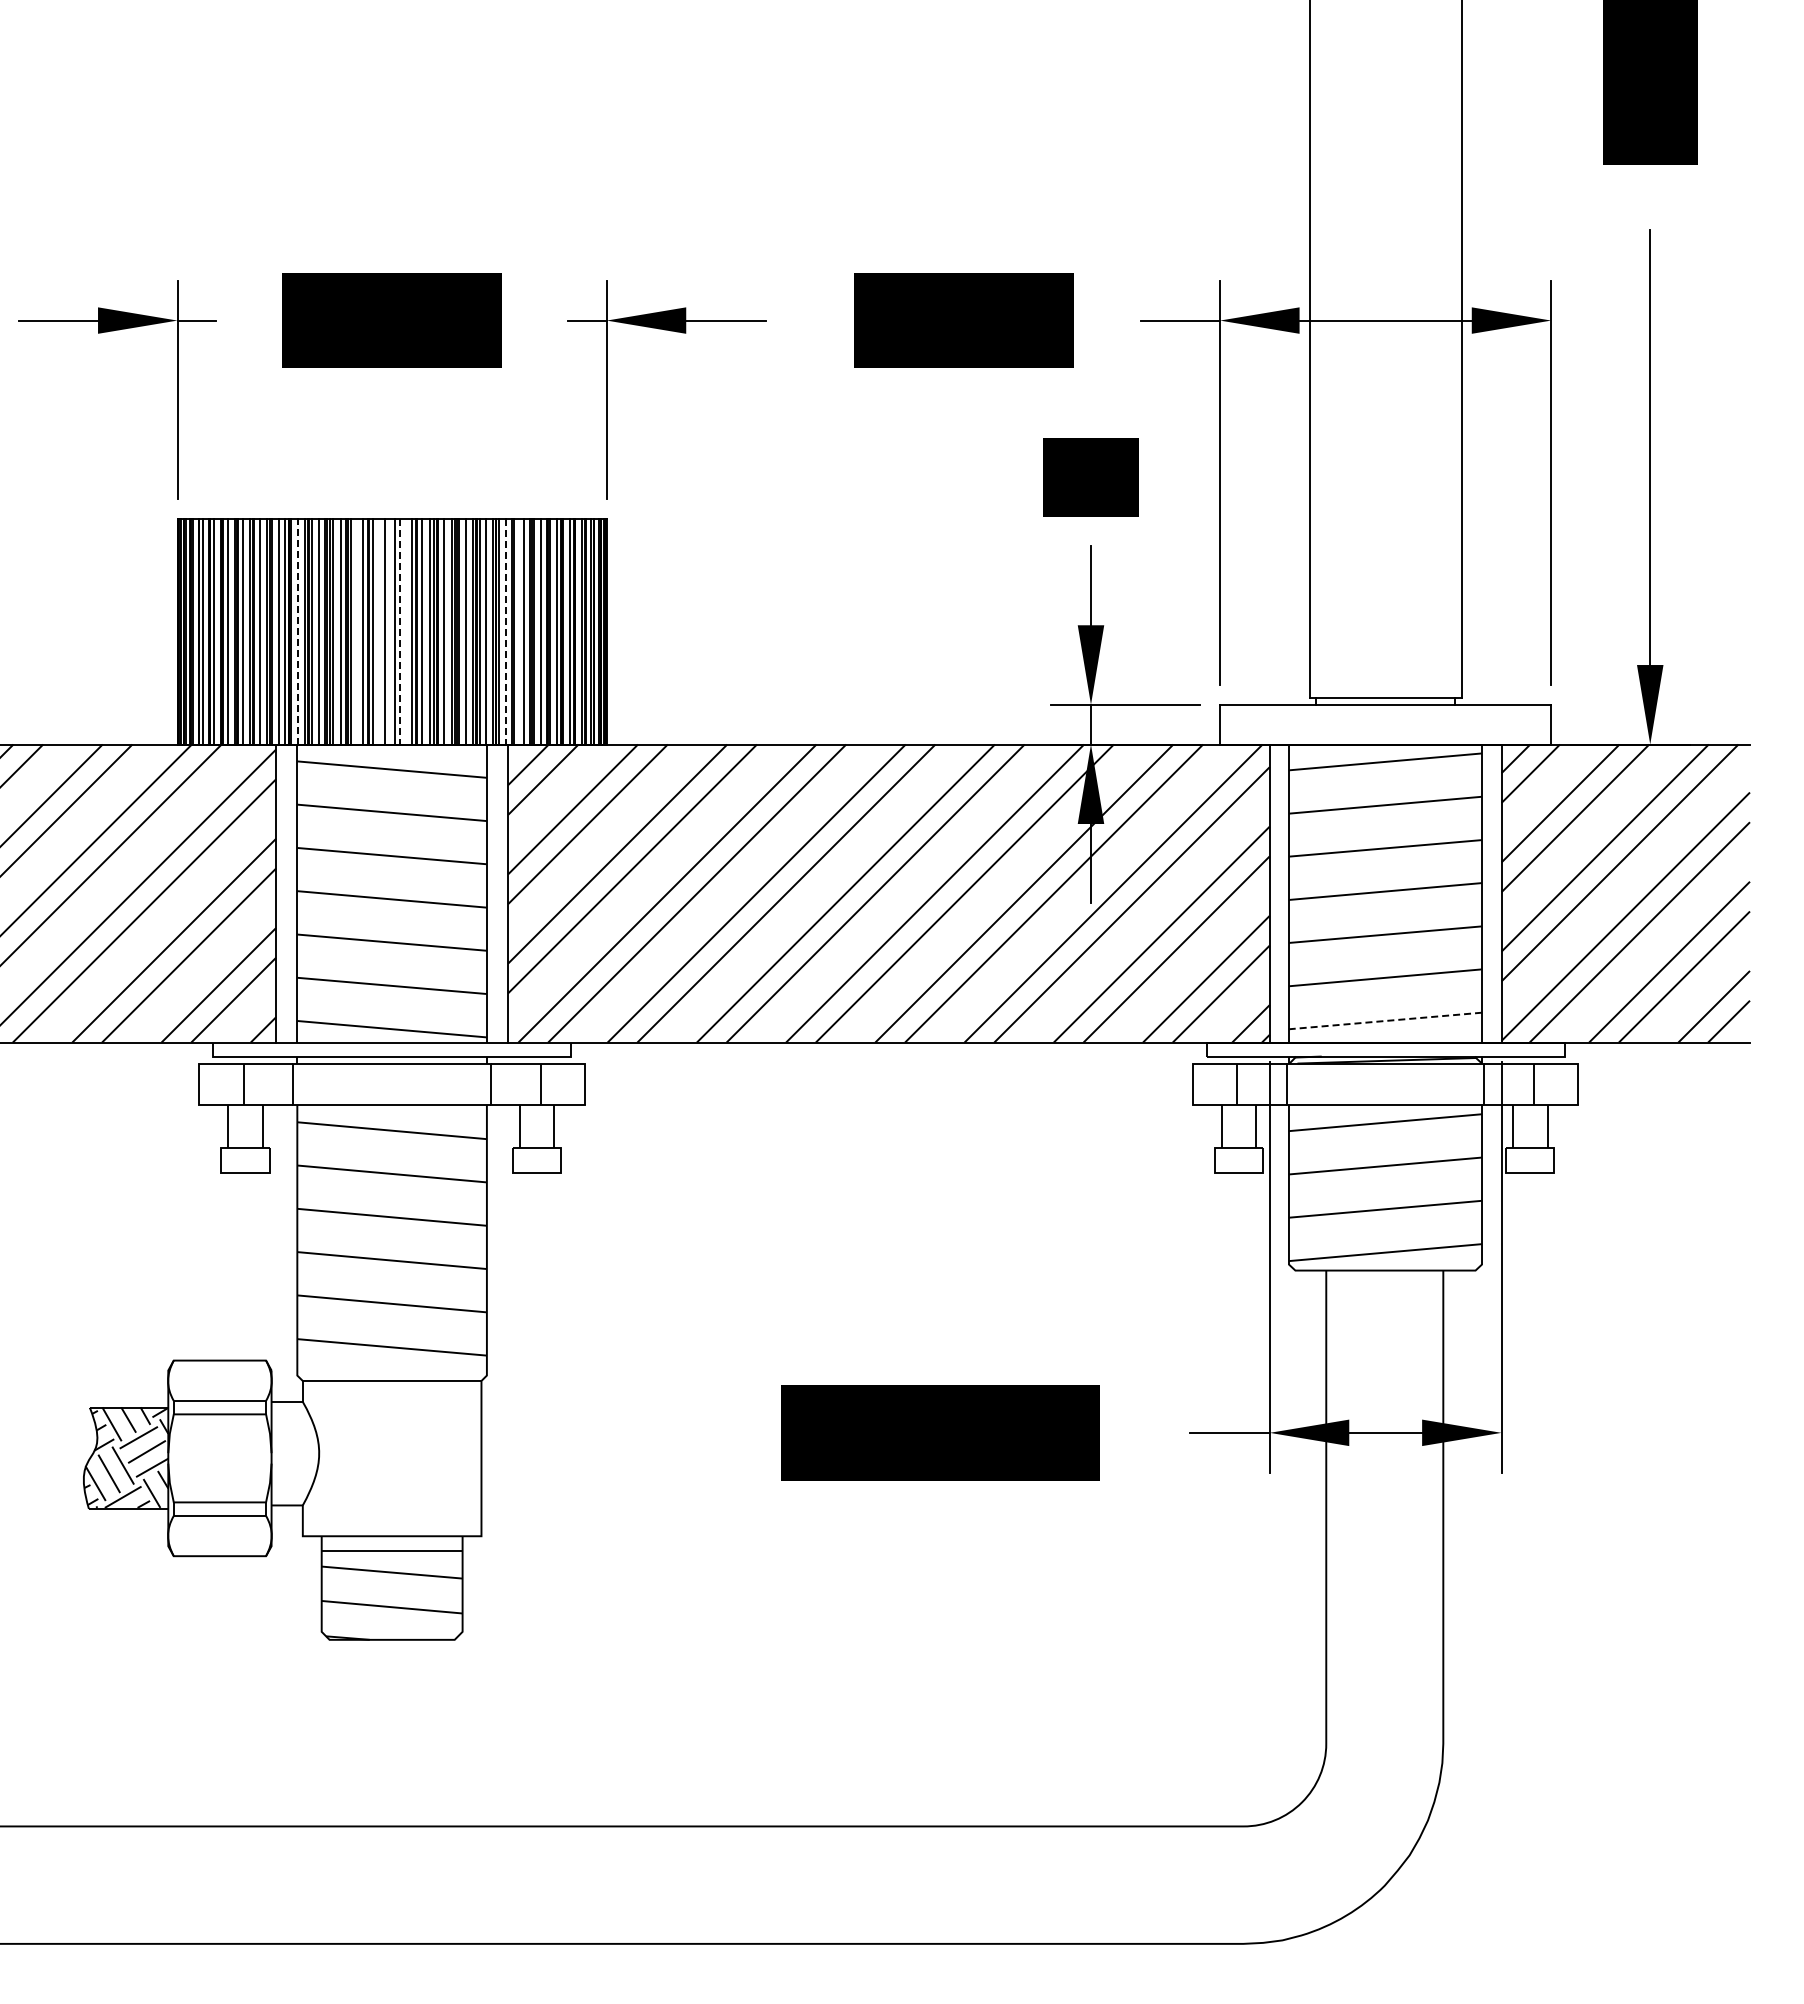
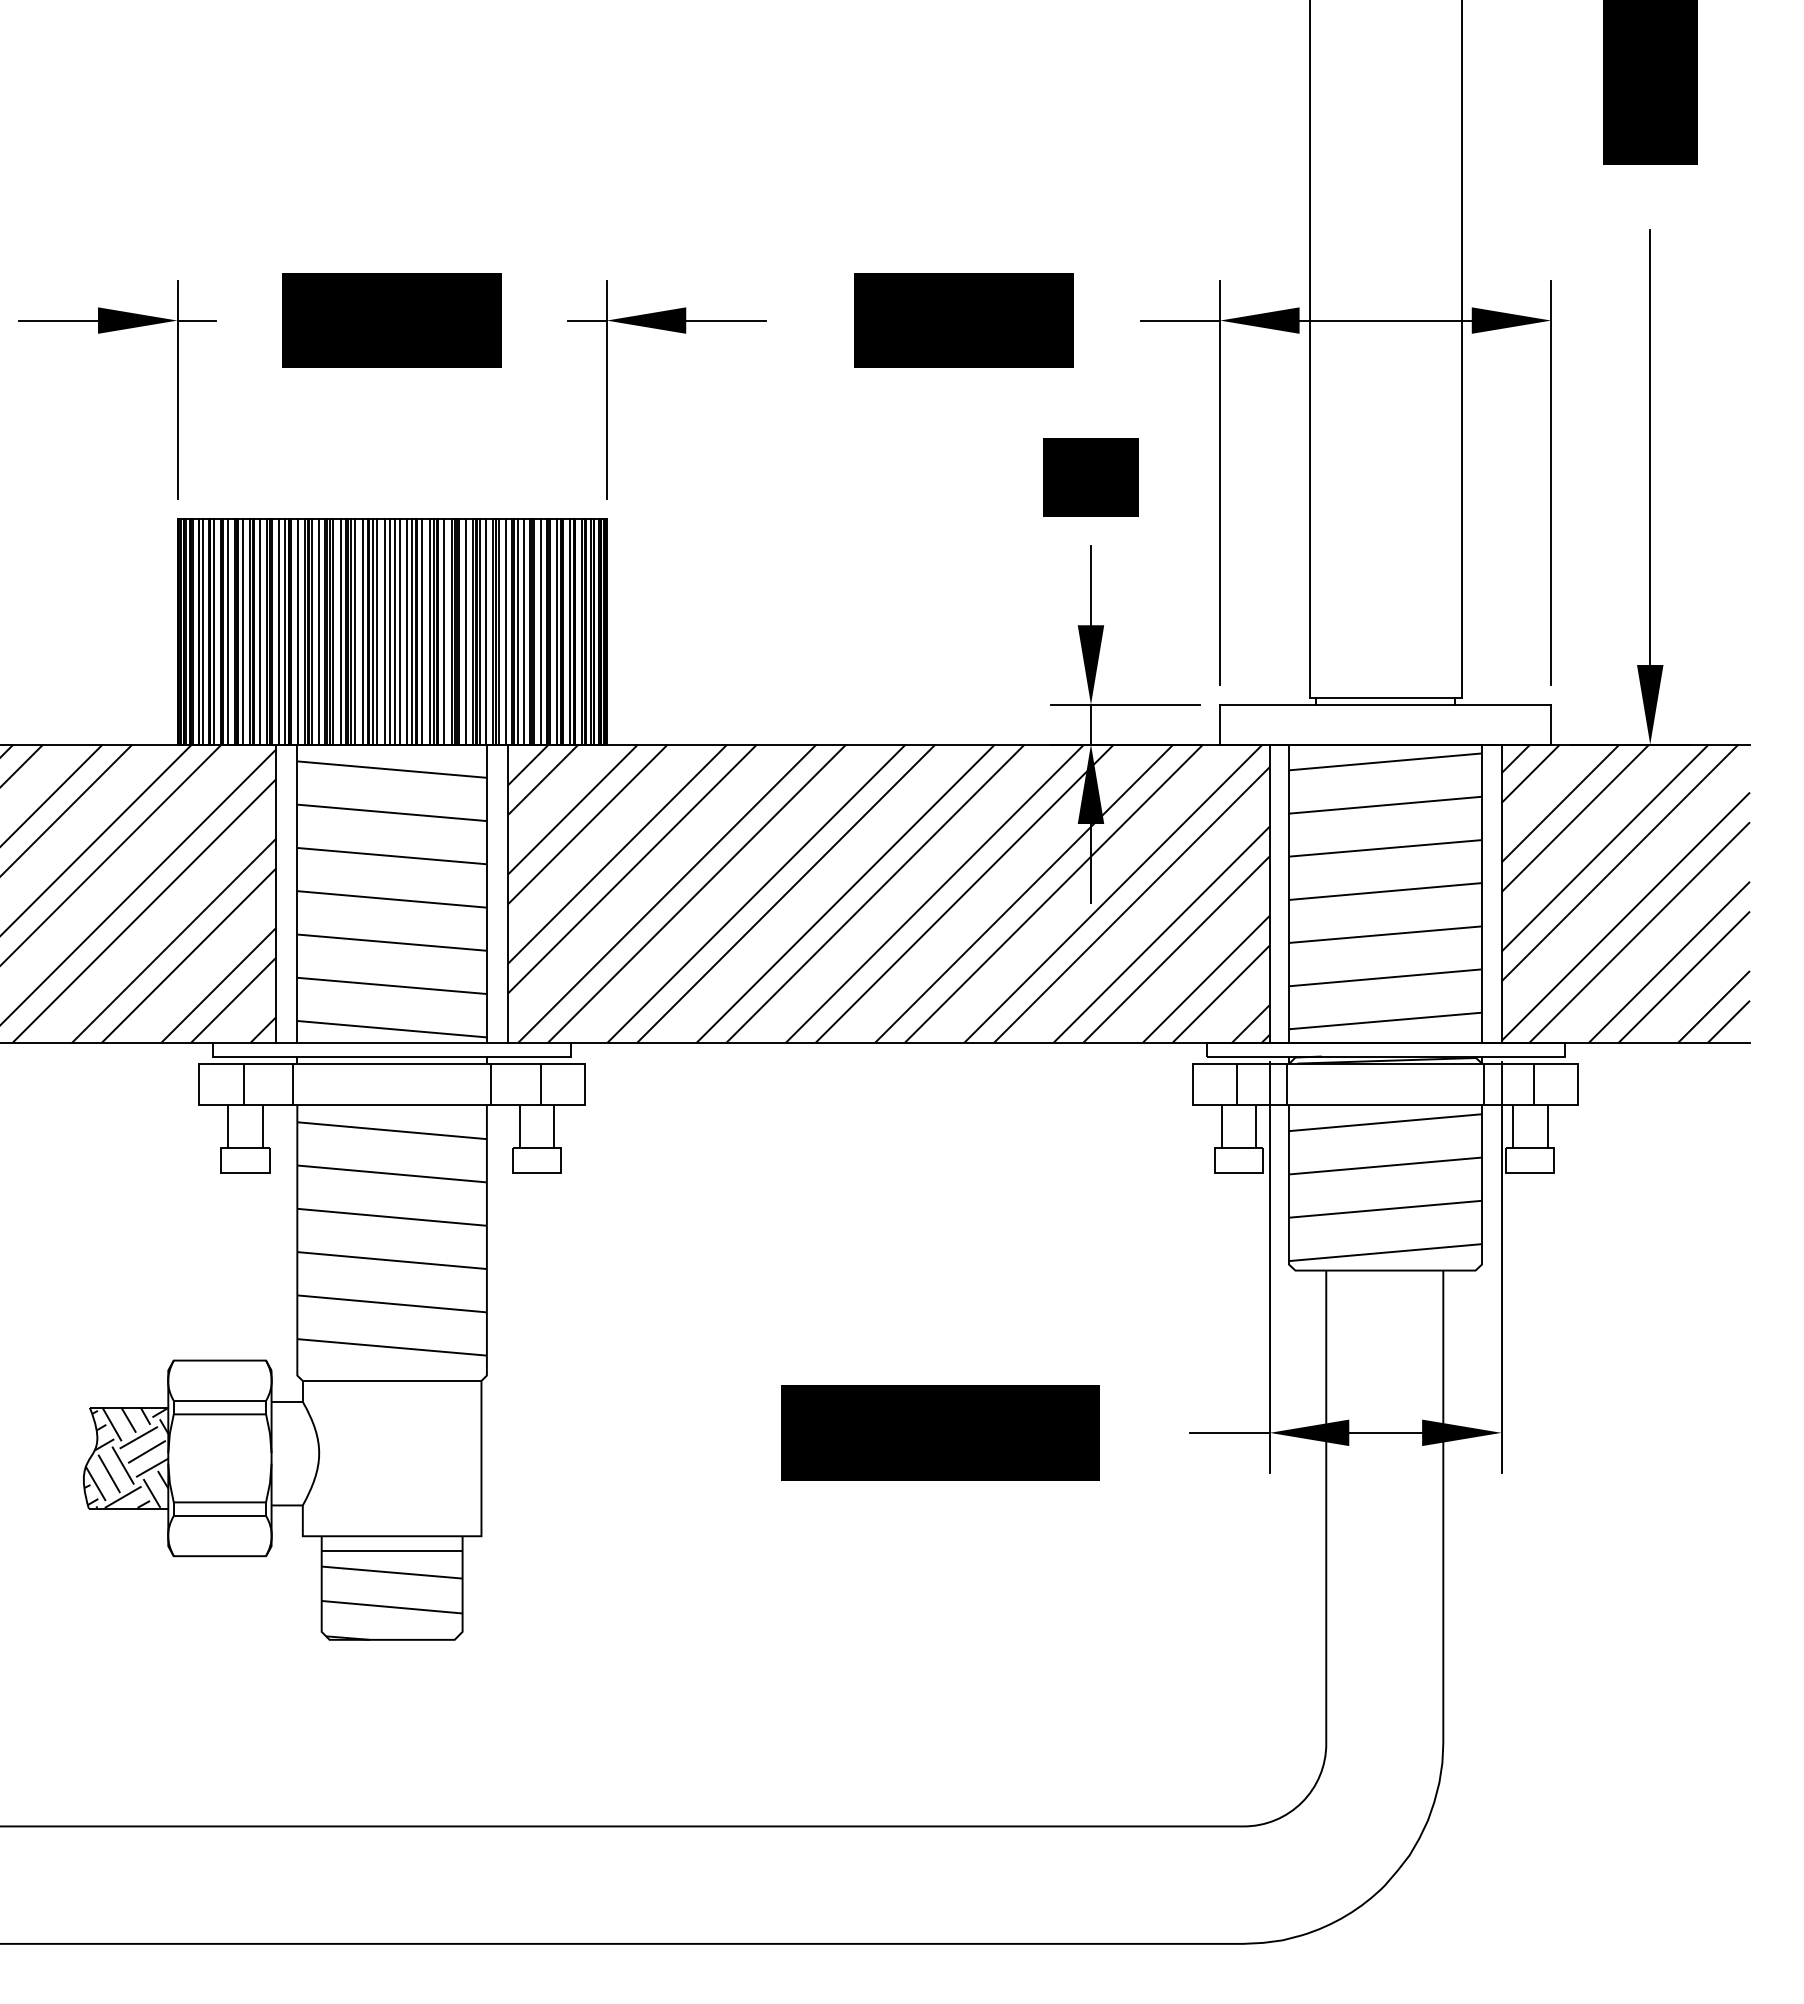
line: dashed -> solid (298, 631)
line: none -> present (354, 631)
line: none -> present (377, 631)
line: none -> present (389, 631)
line: dashed -> solid (399, 631)
line: none -> present (407, 631)
line: dashed -> solid (505, 631)
line: none -> present (517, 631)
line: dashed -> solid (1385, 1020)
